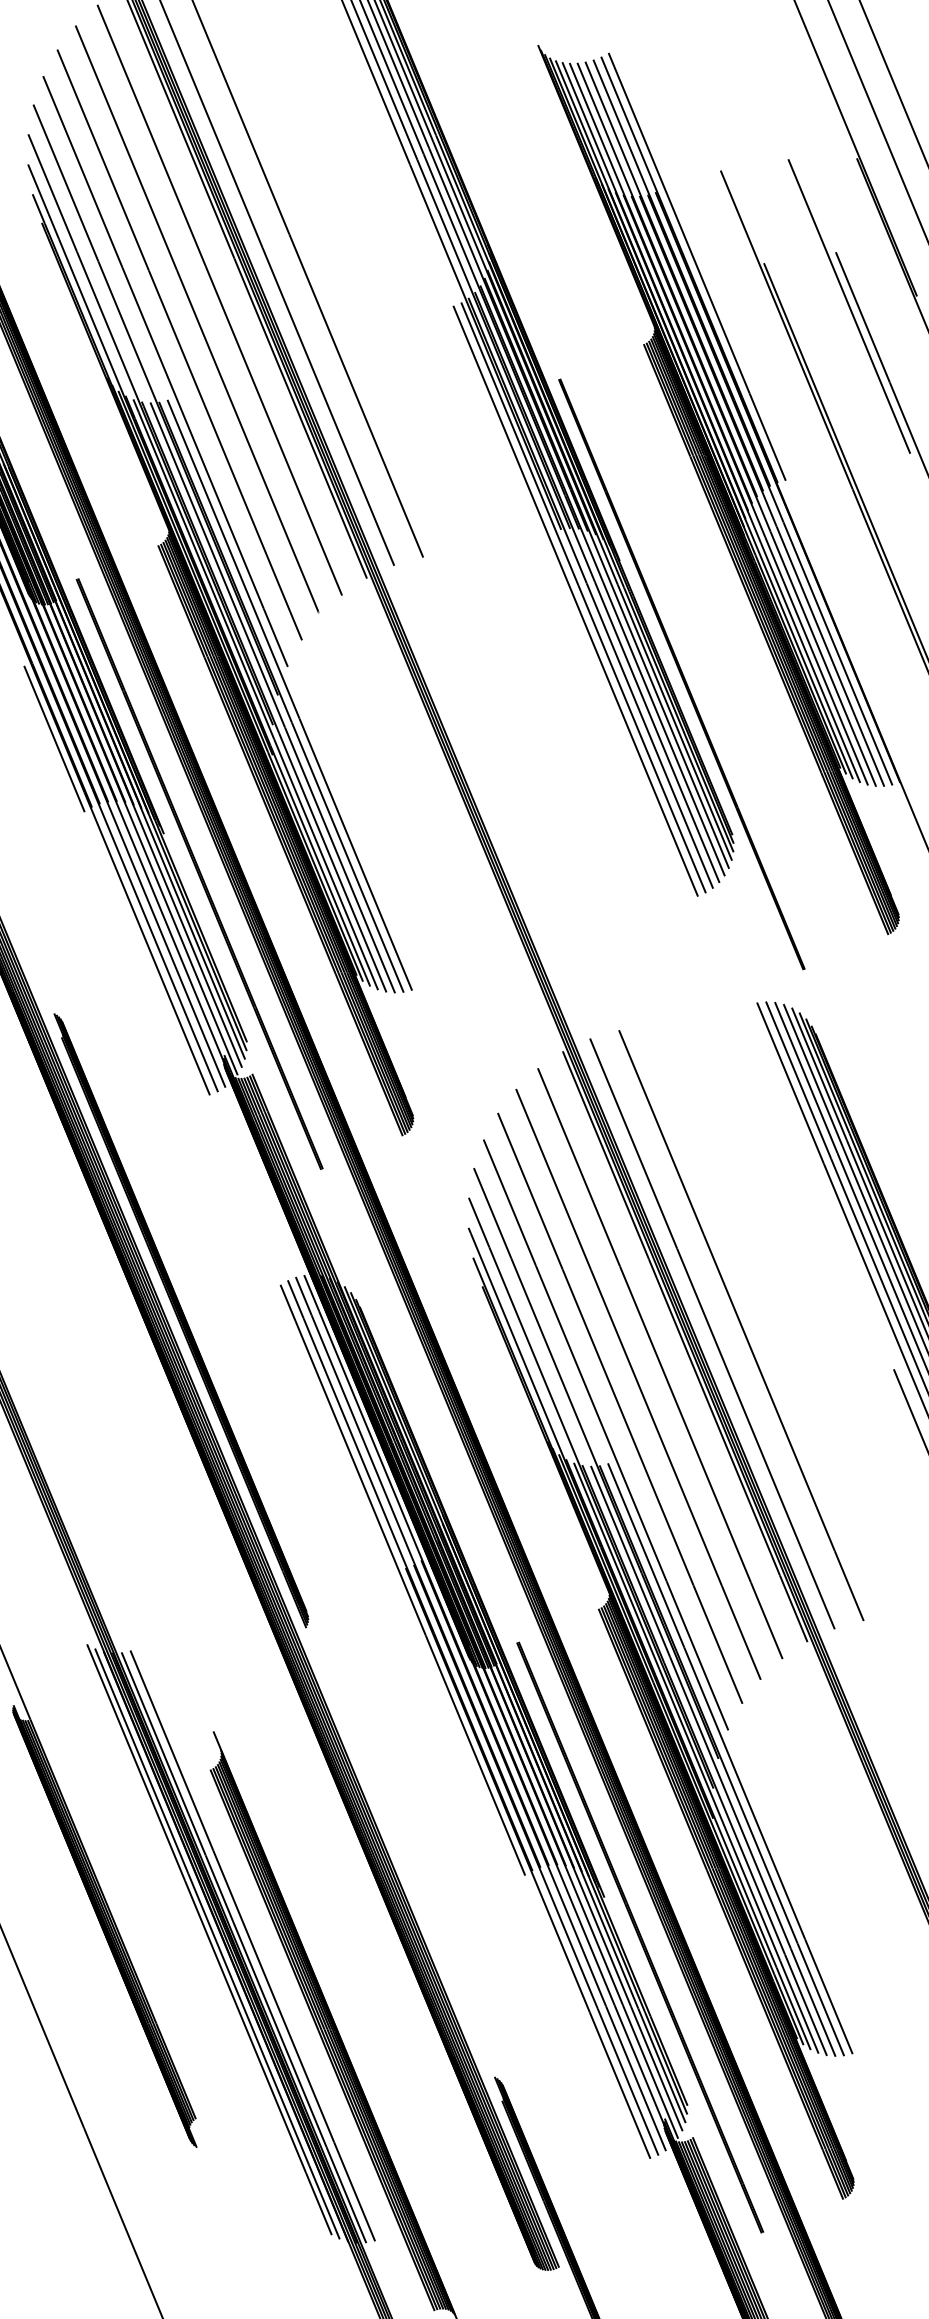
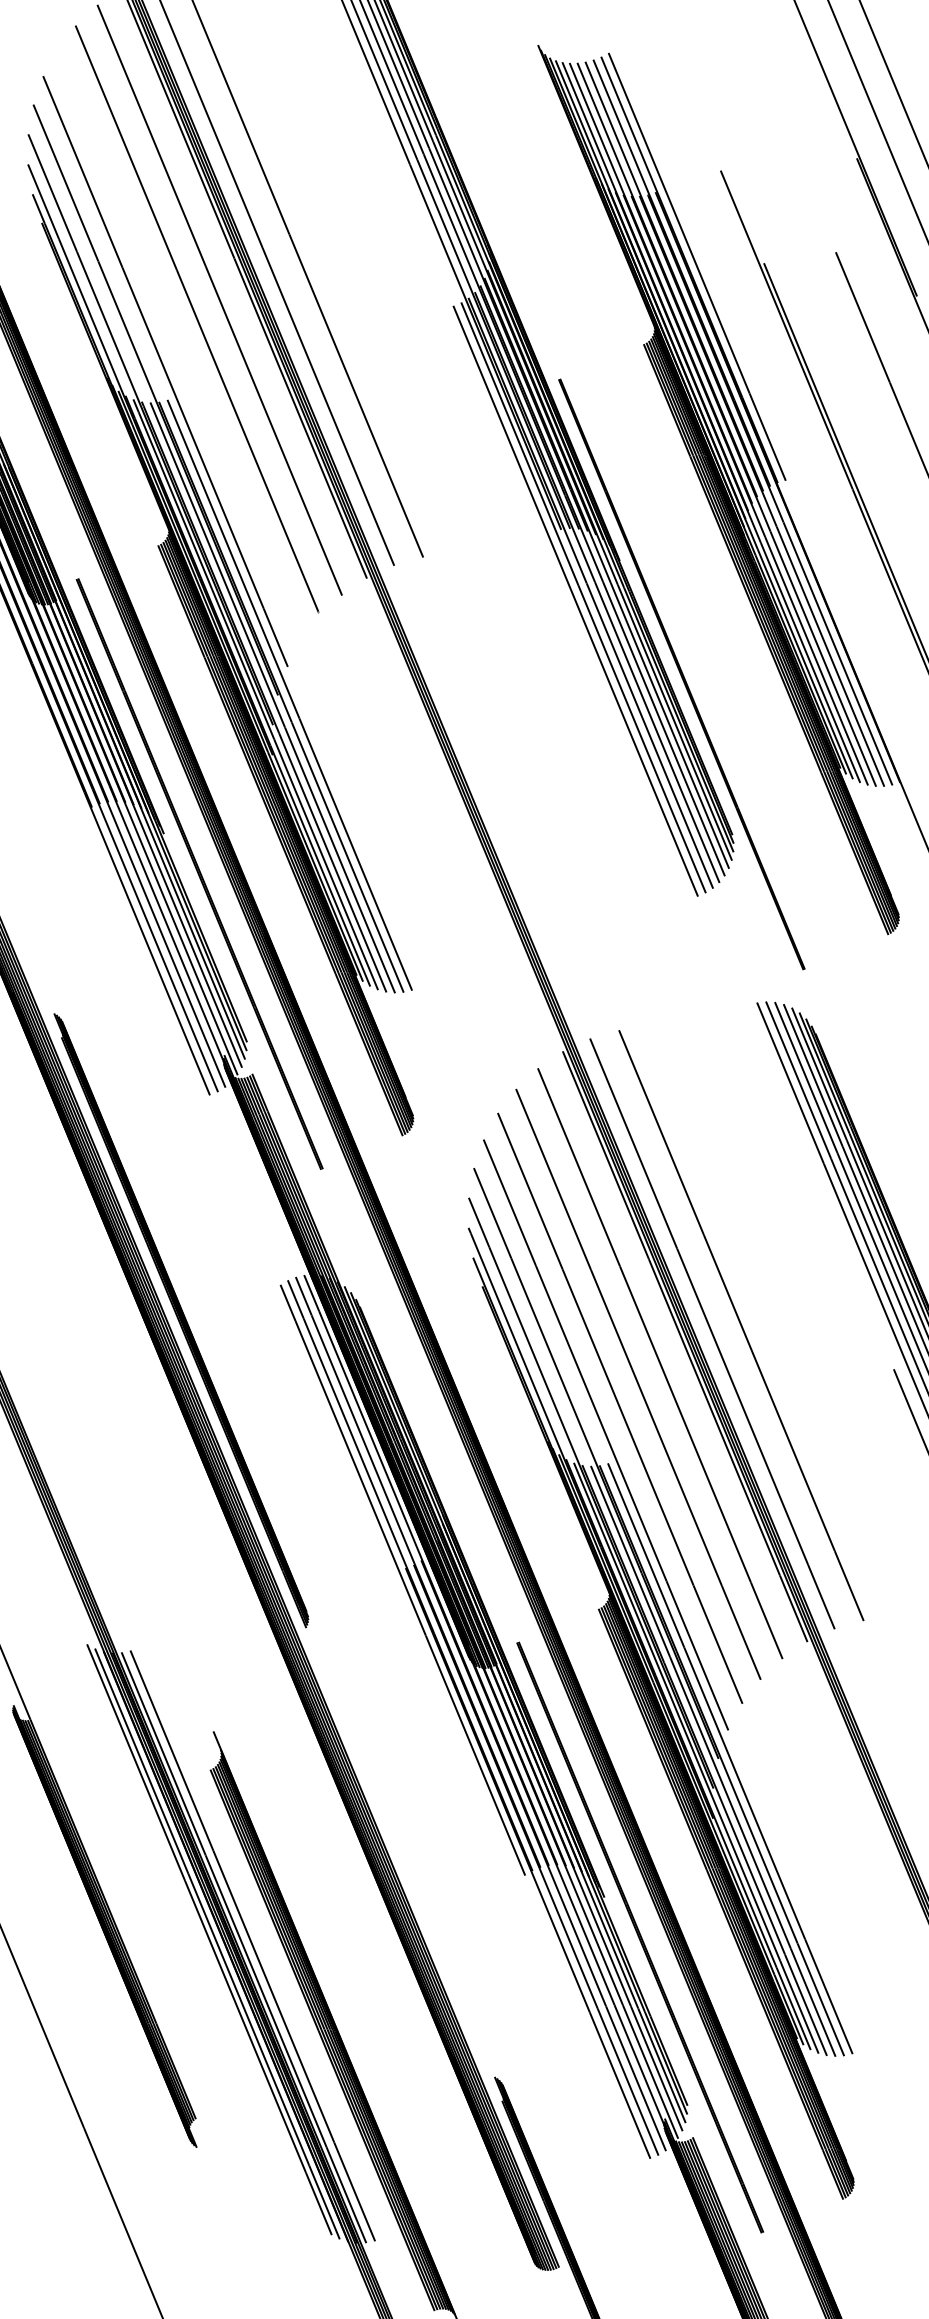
line: present -> none (849, 306)
line: present -> none (179, 344)
line: present -> none (54, 738)
